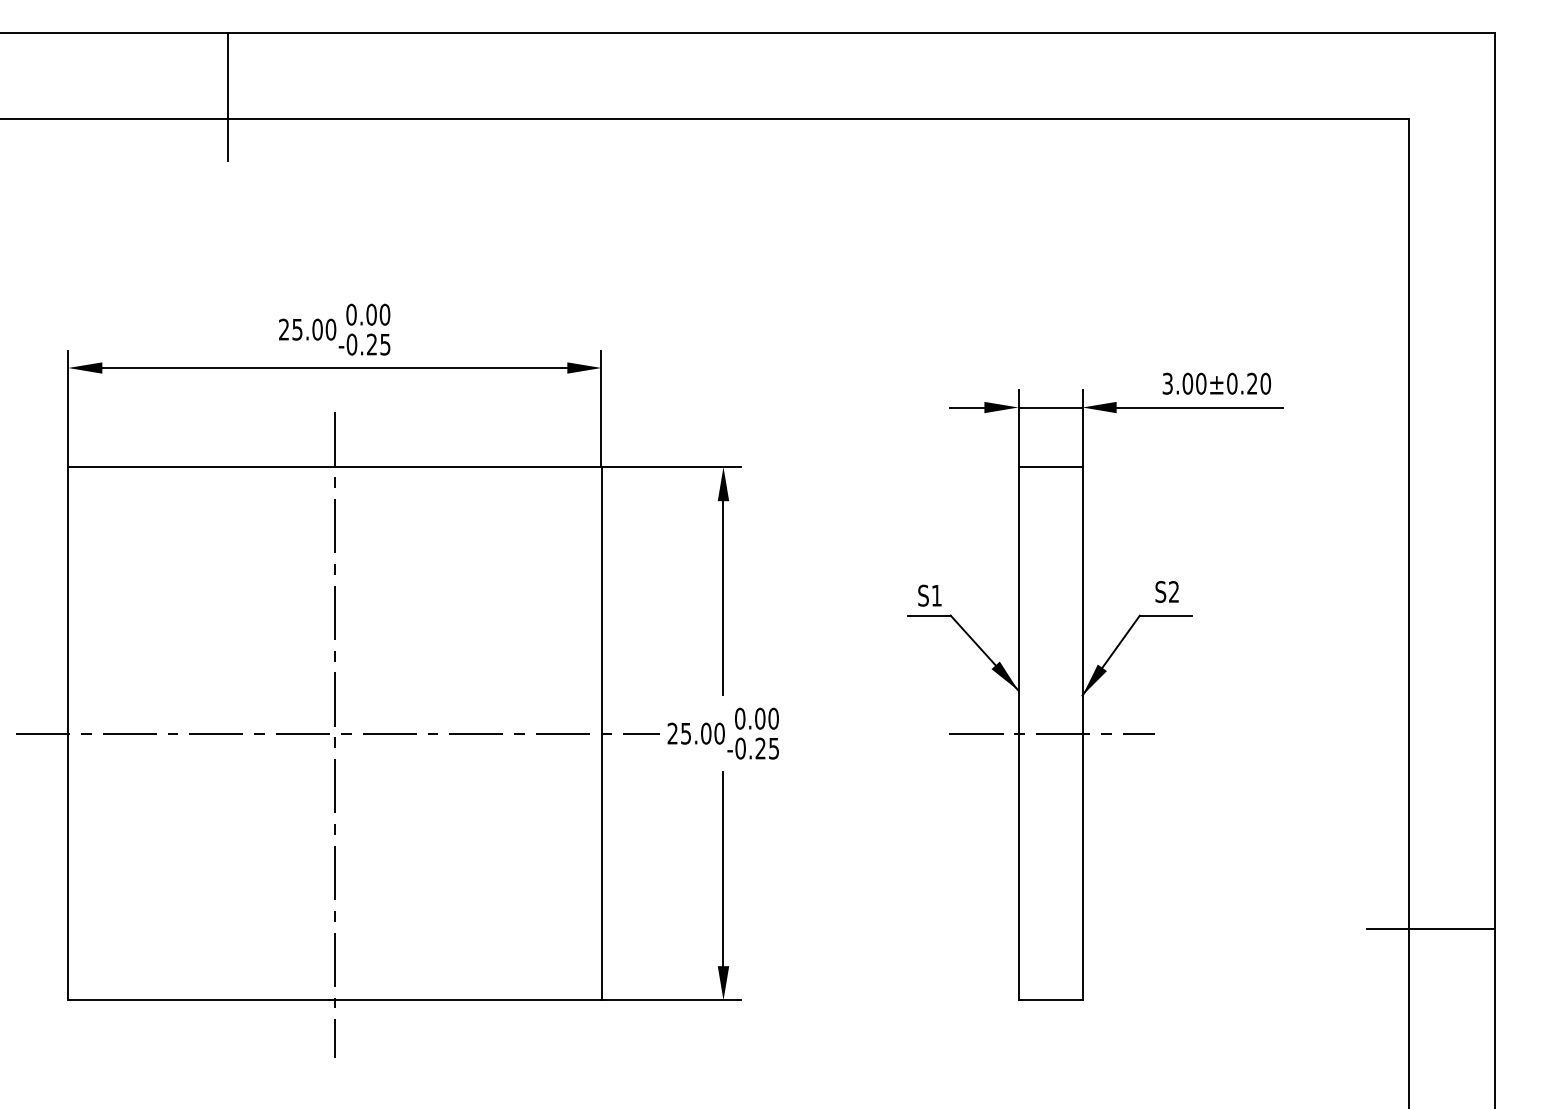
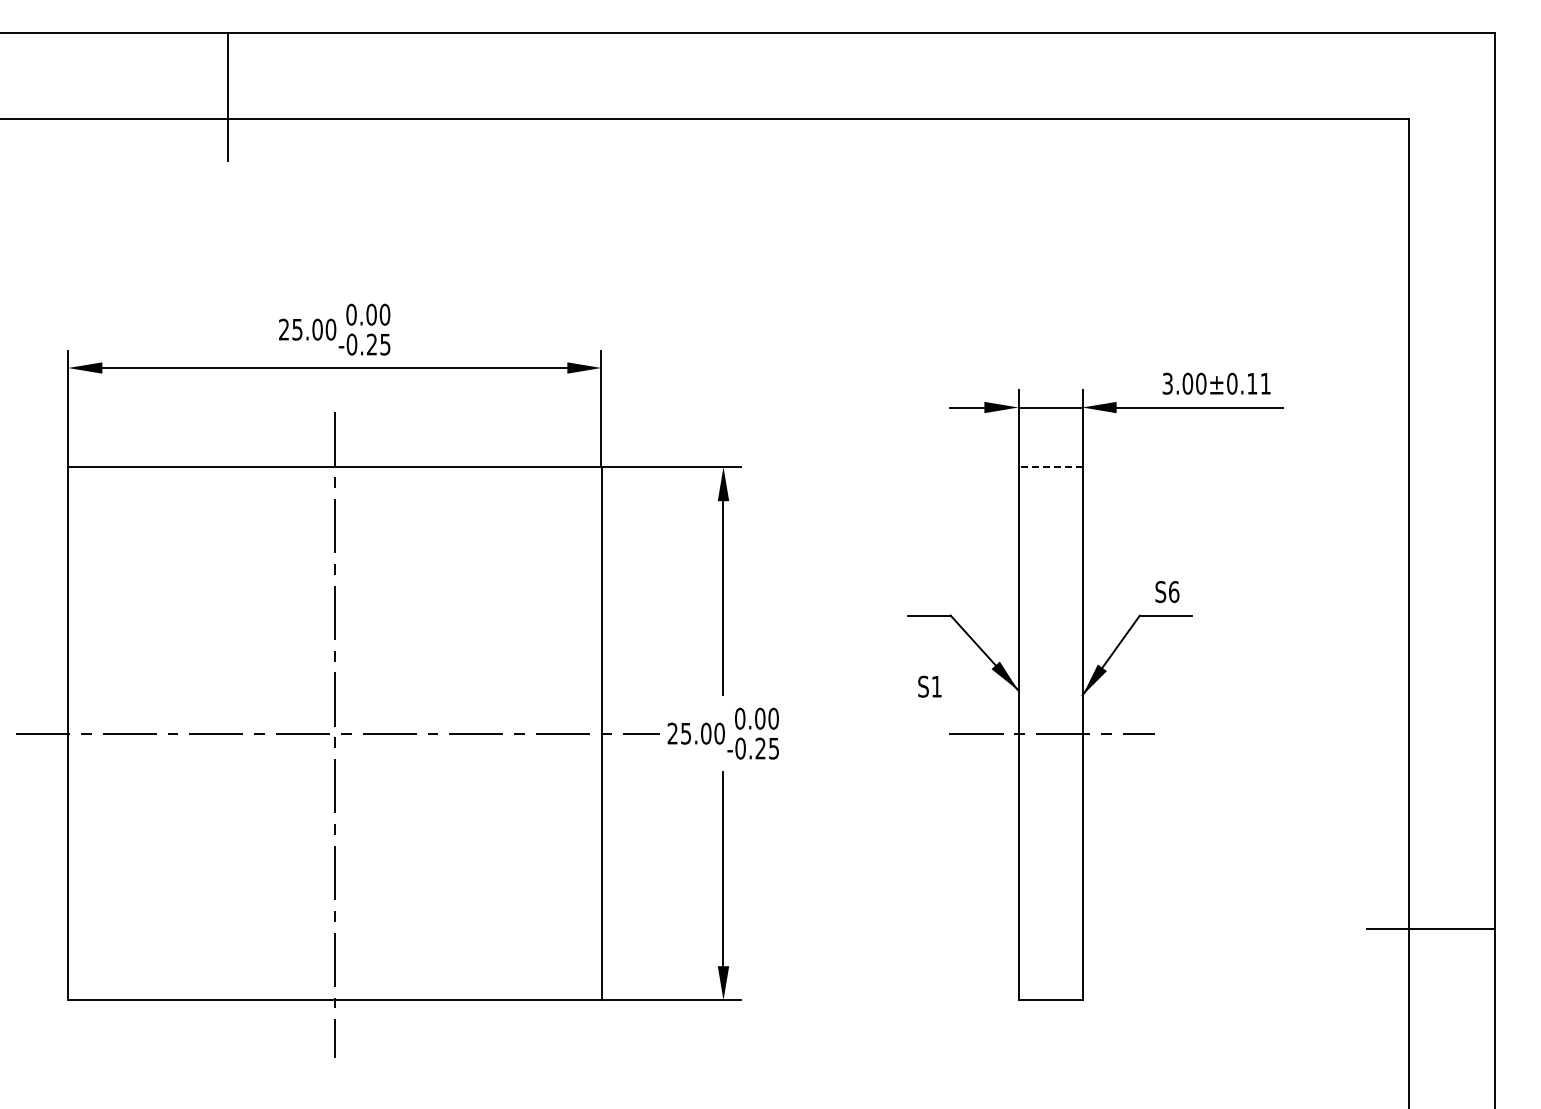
text: 3.00±0.20 -> 3.00±0.11 (1259, 383)
line: solid -> dashed (1050, 467)
text: S2 -> S6 (1174, 591)
text position: (929, 595) -> (929, 686) (929, 686)
